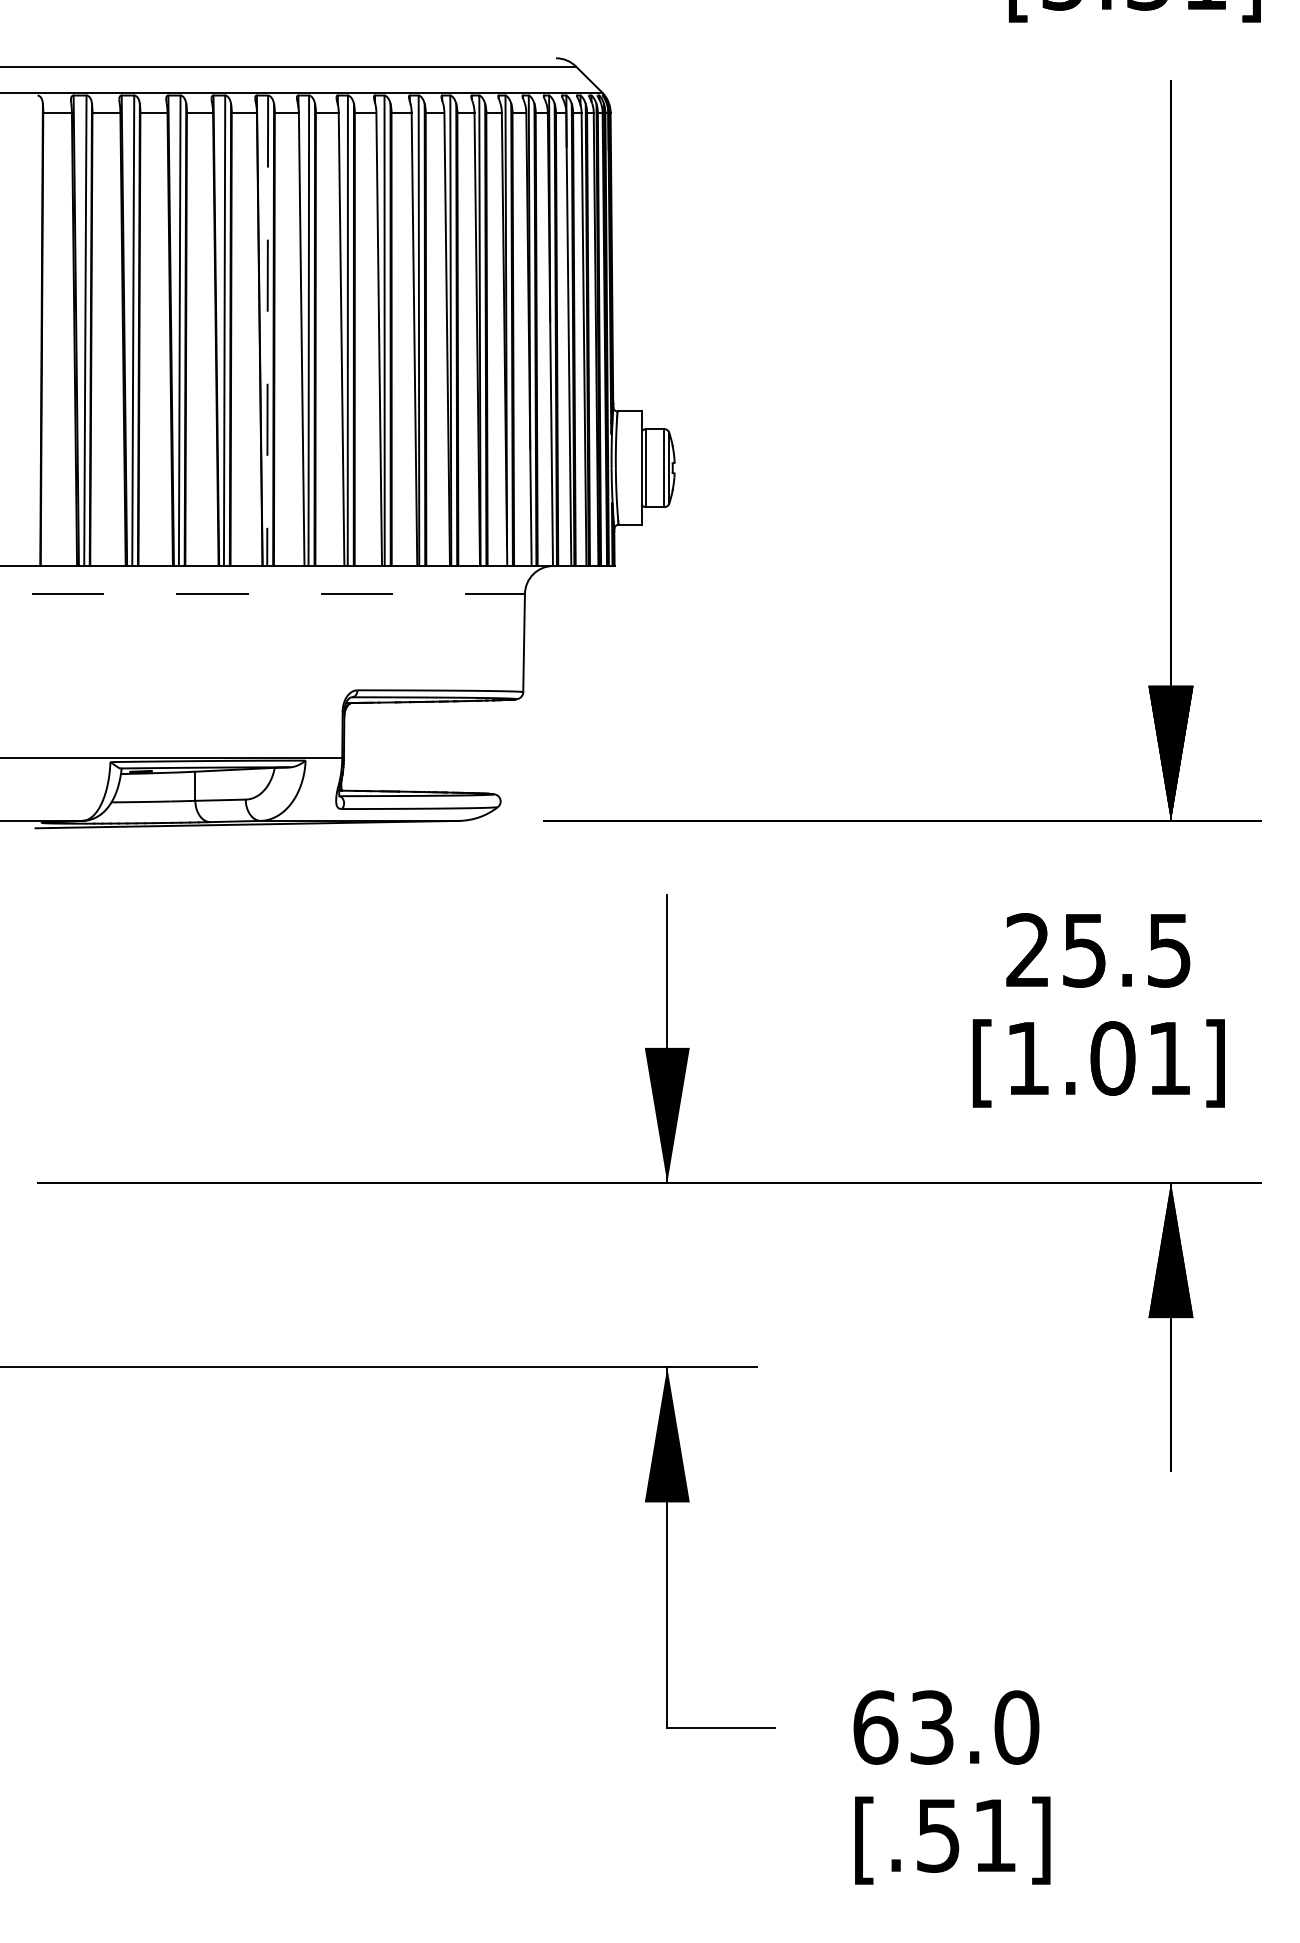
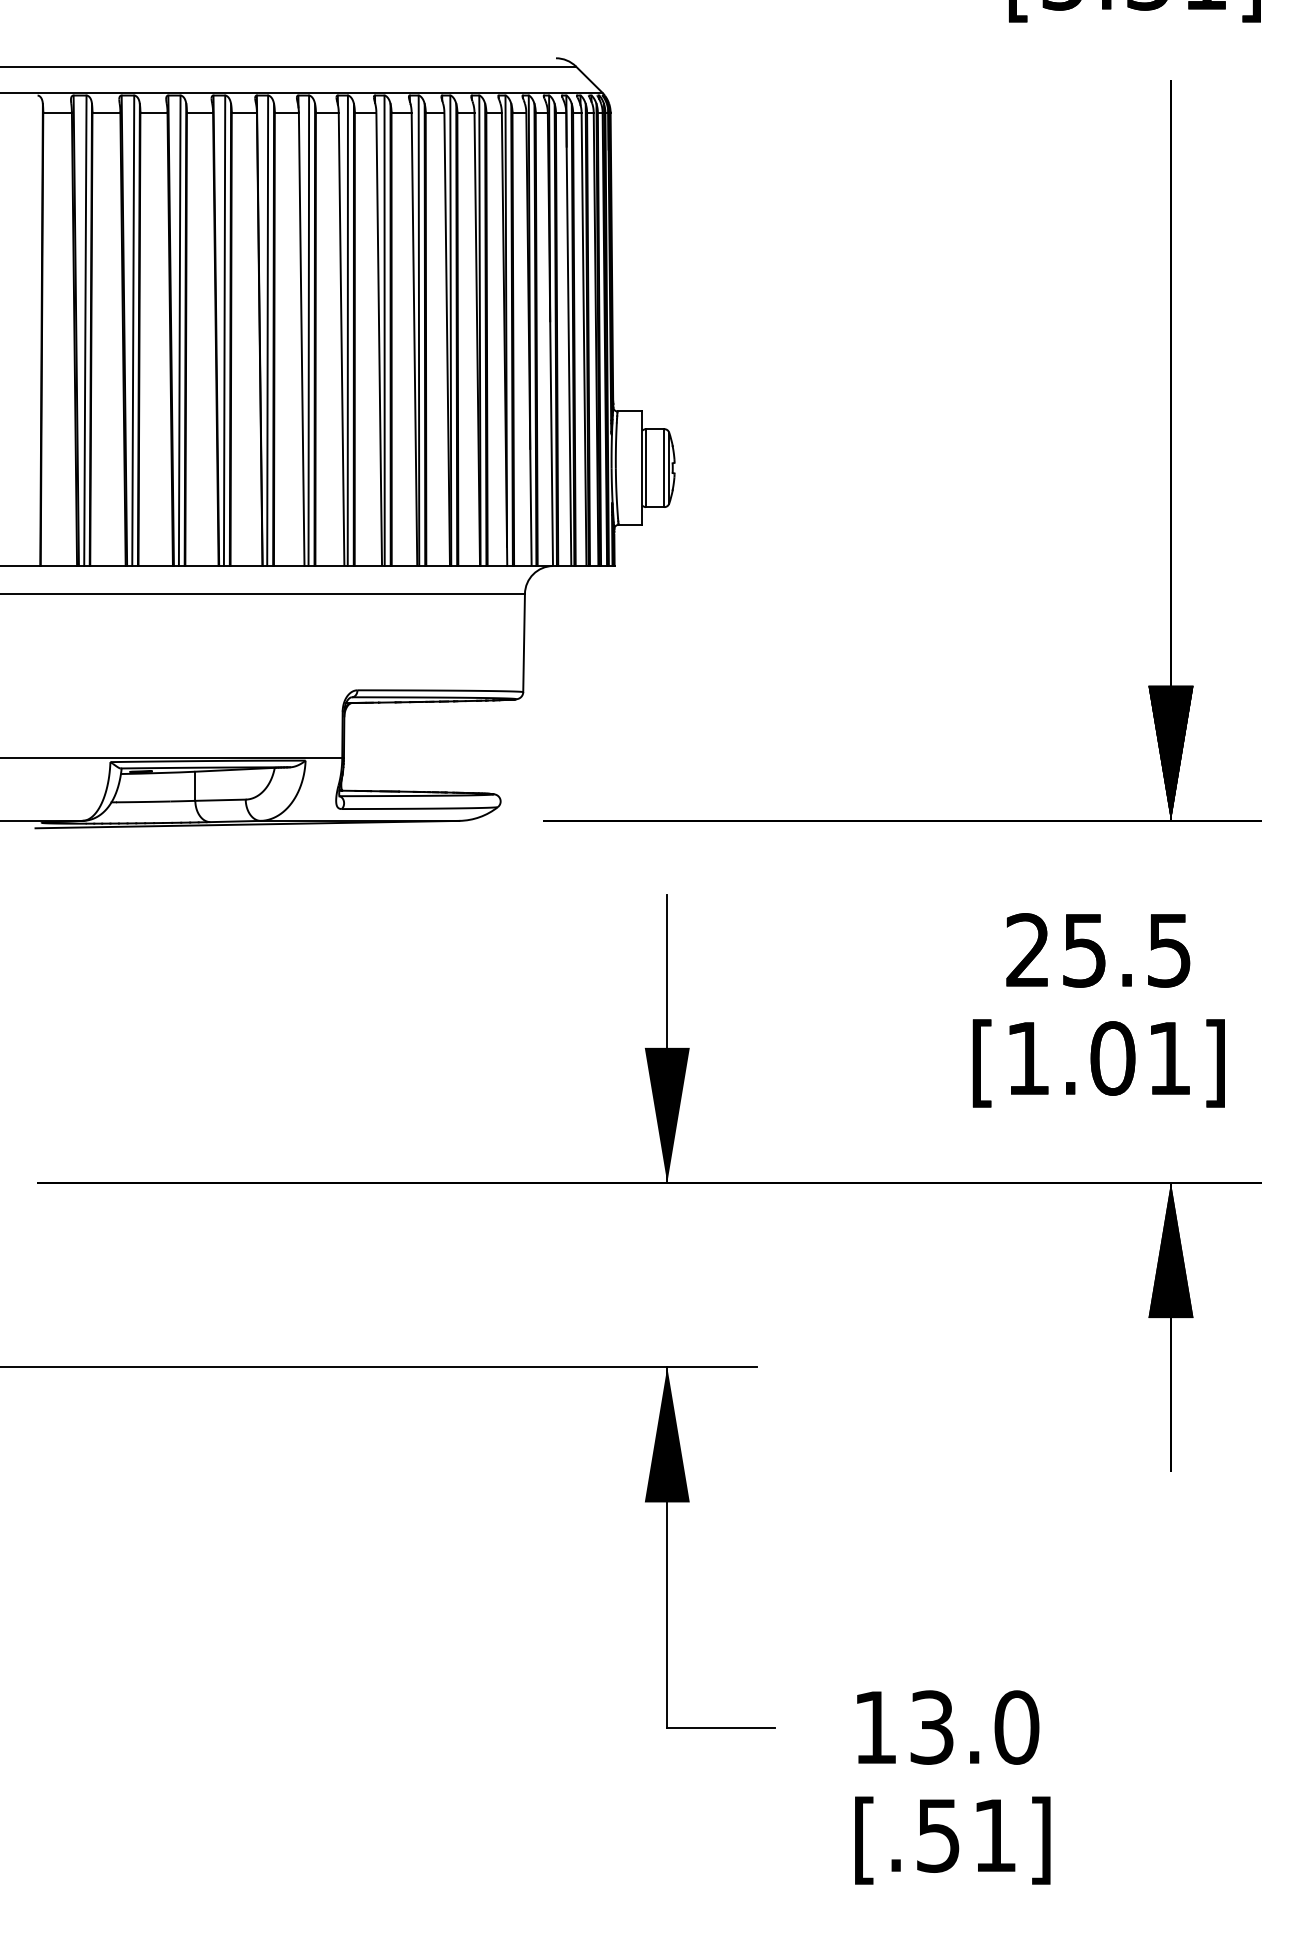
line: dashed -> solid (267, 331)
line: dashed -> solid (263, 593)
text: 63.0 -> 13.0 (875, 1727)
